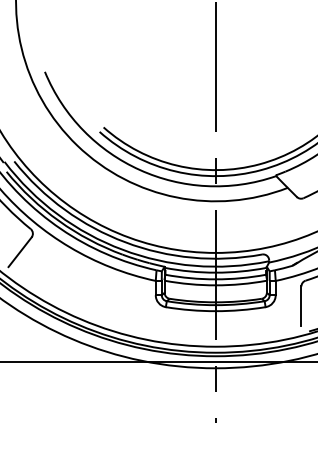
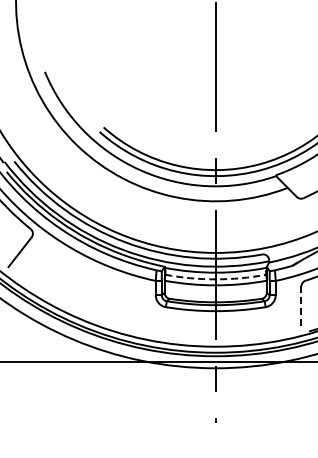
arc: solid -> dashed (215, 279)
line: solid -> dashed (301, 306)
